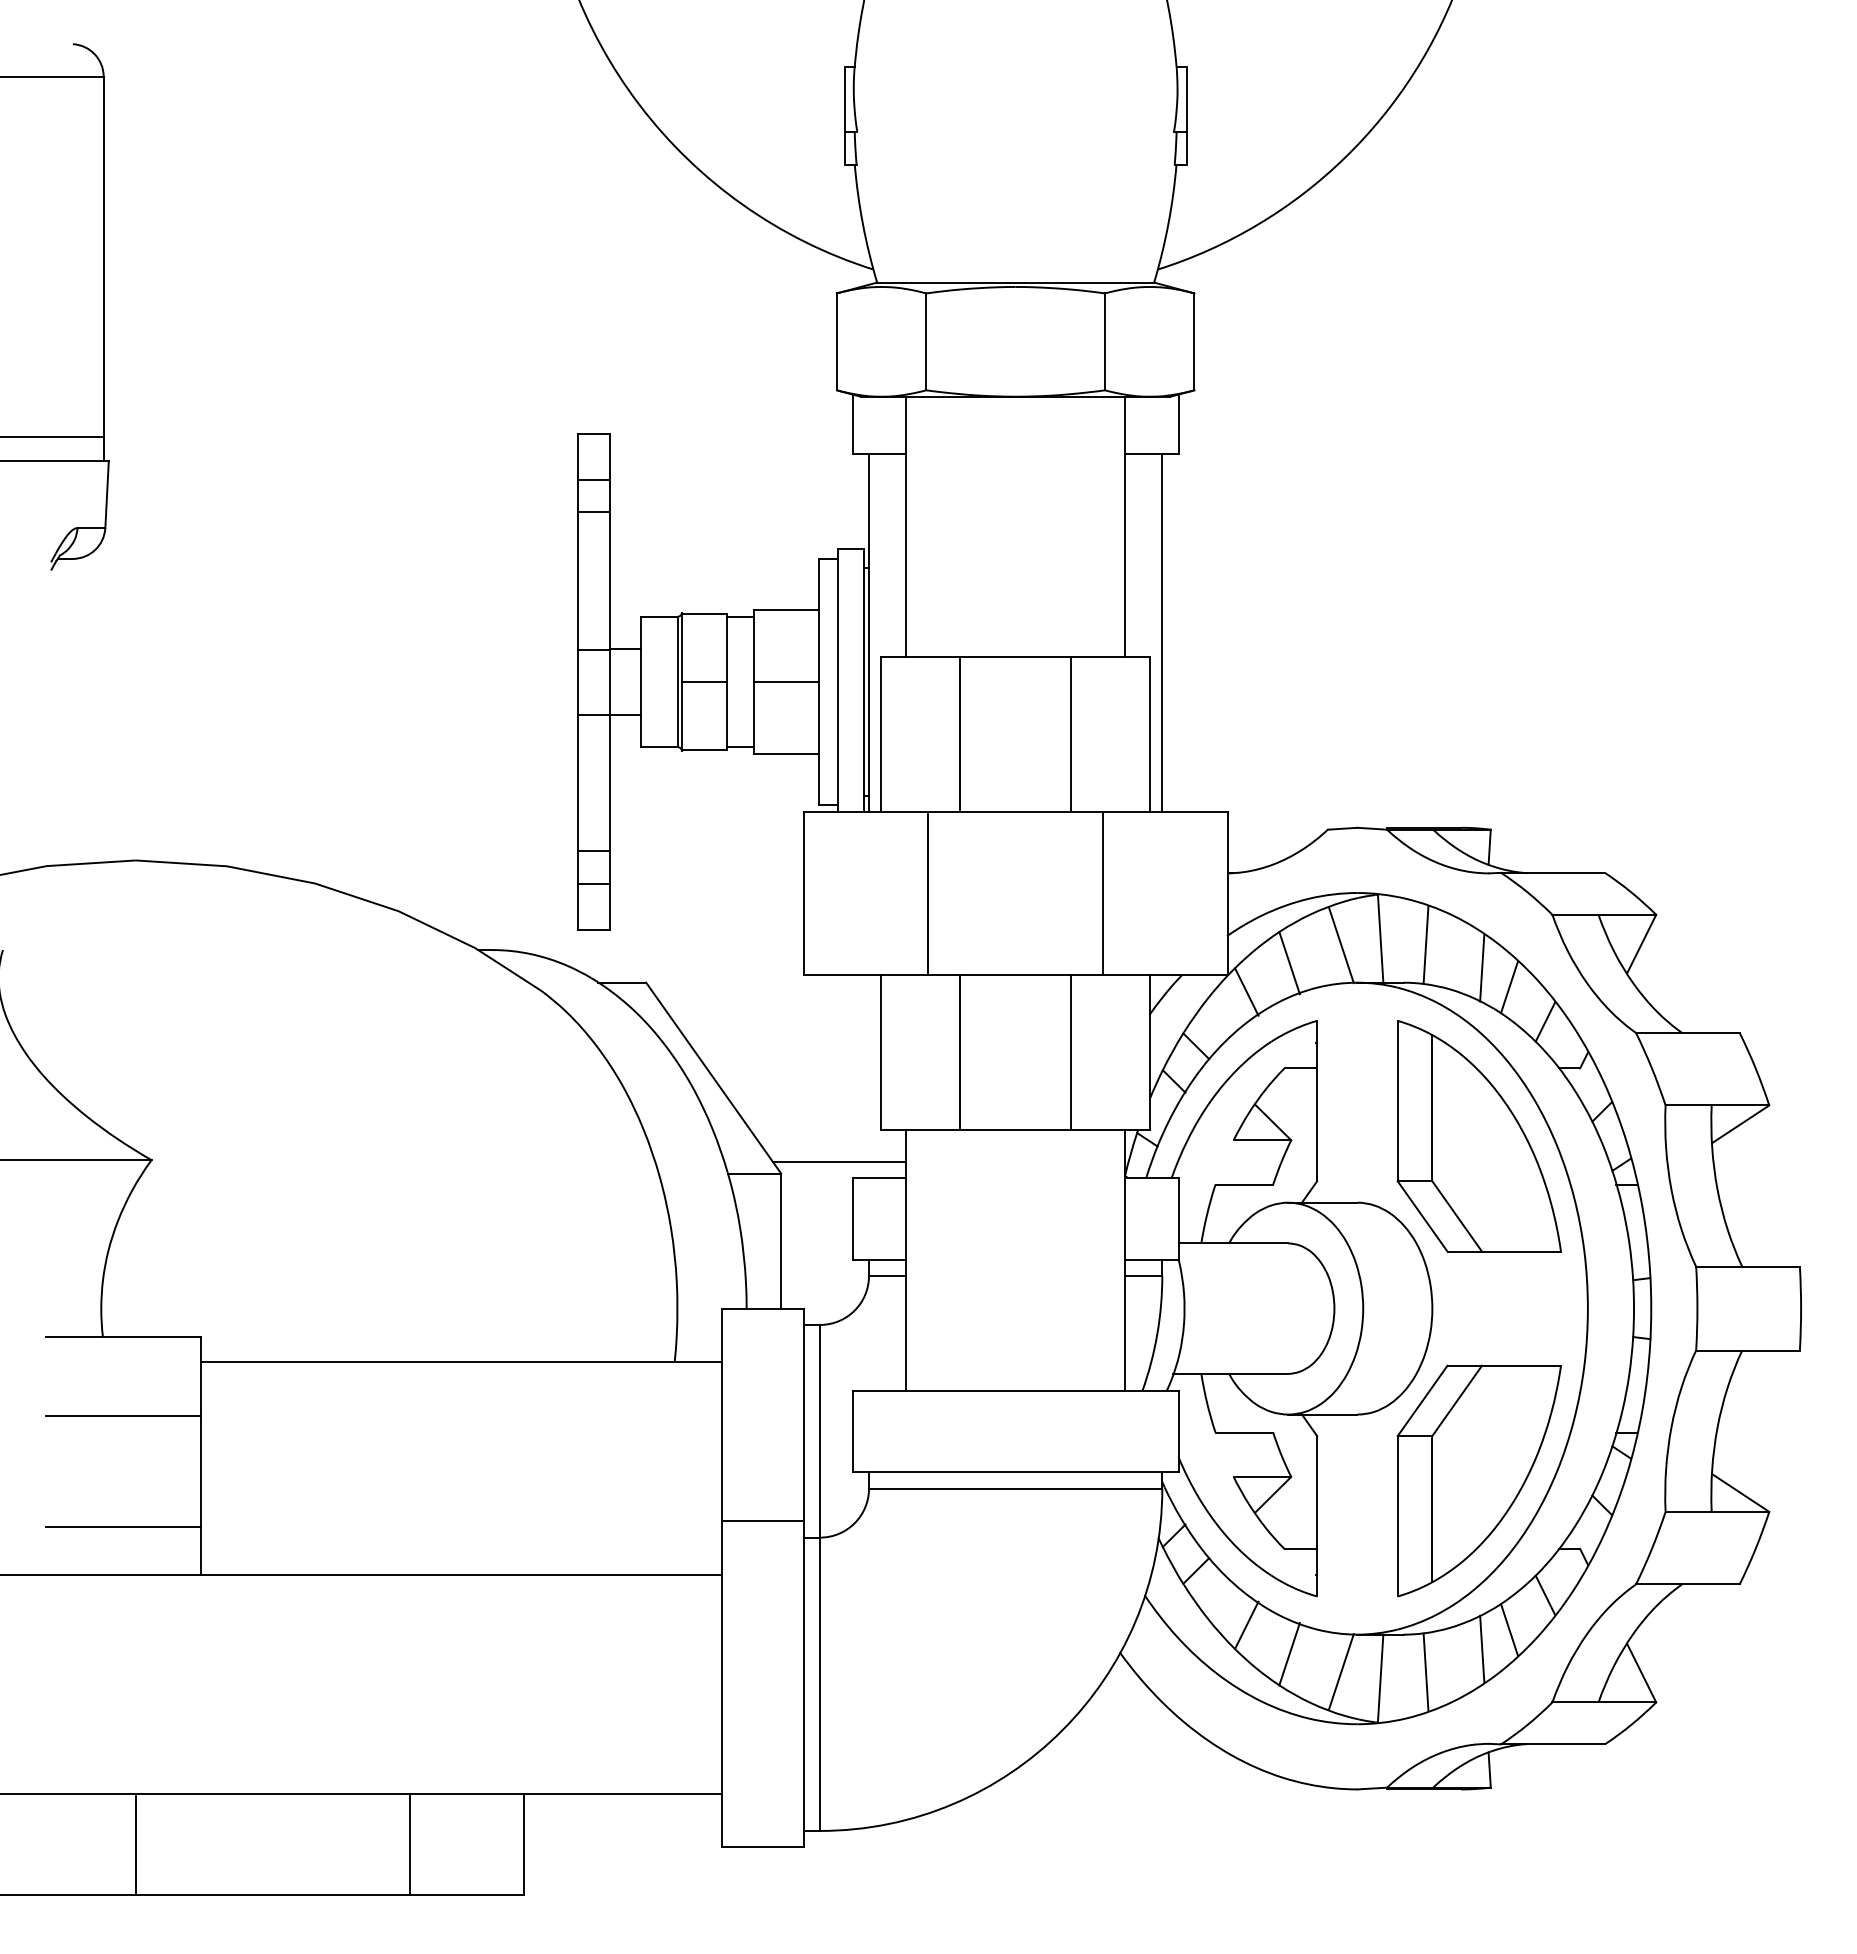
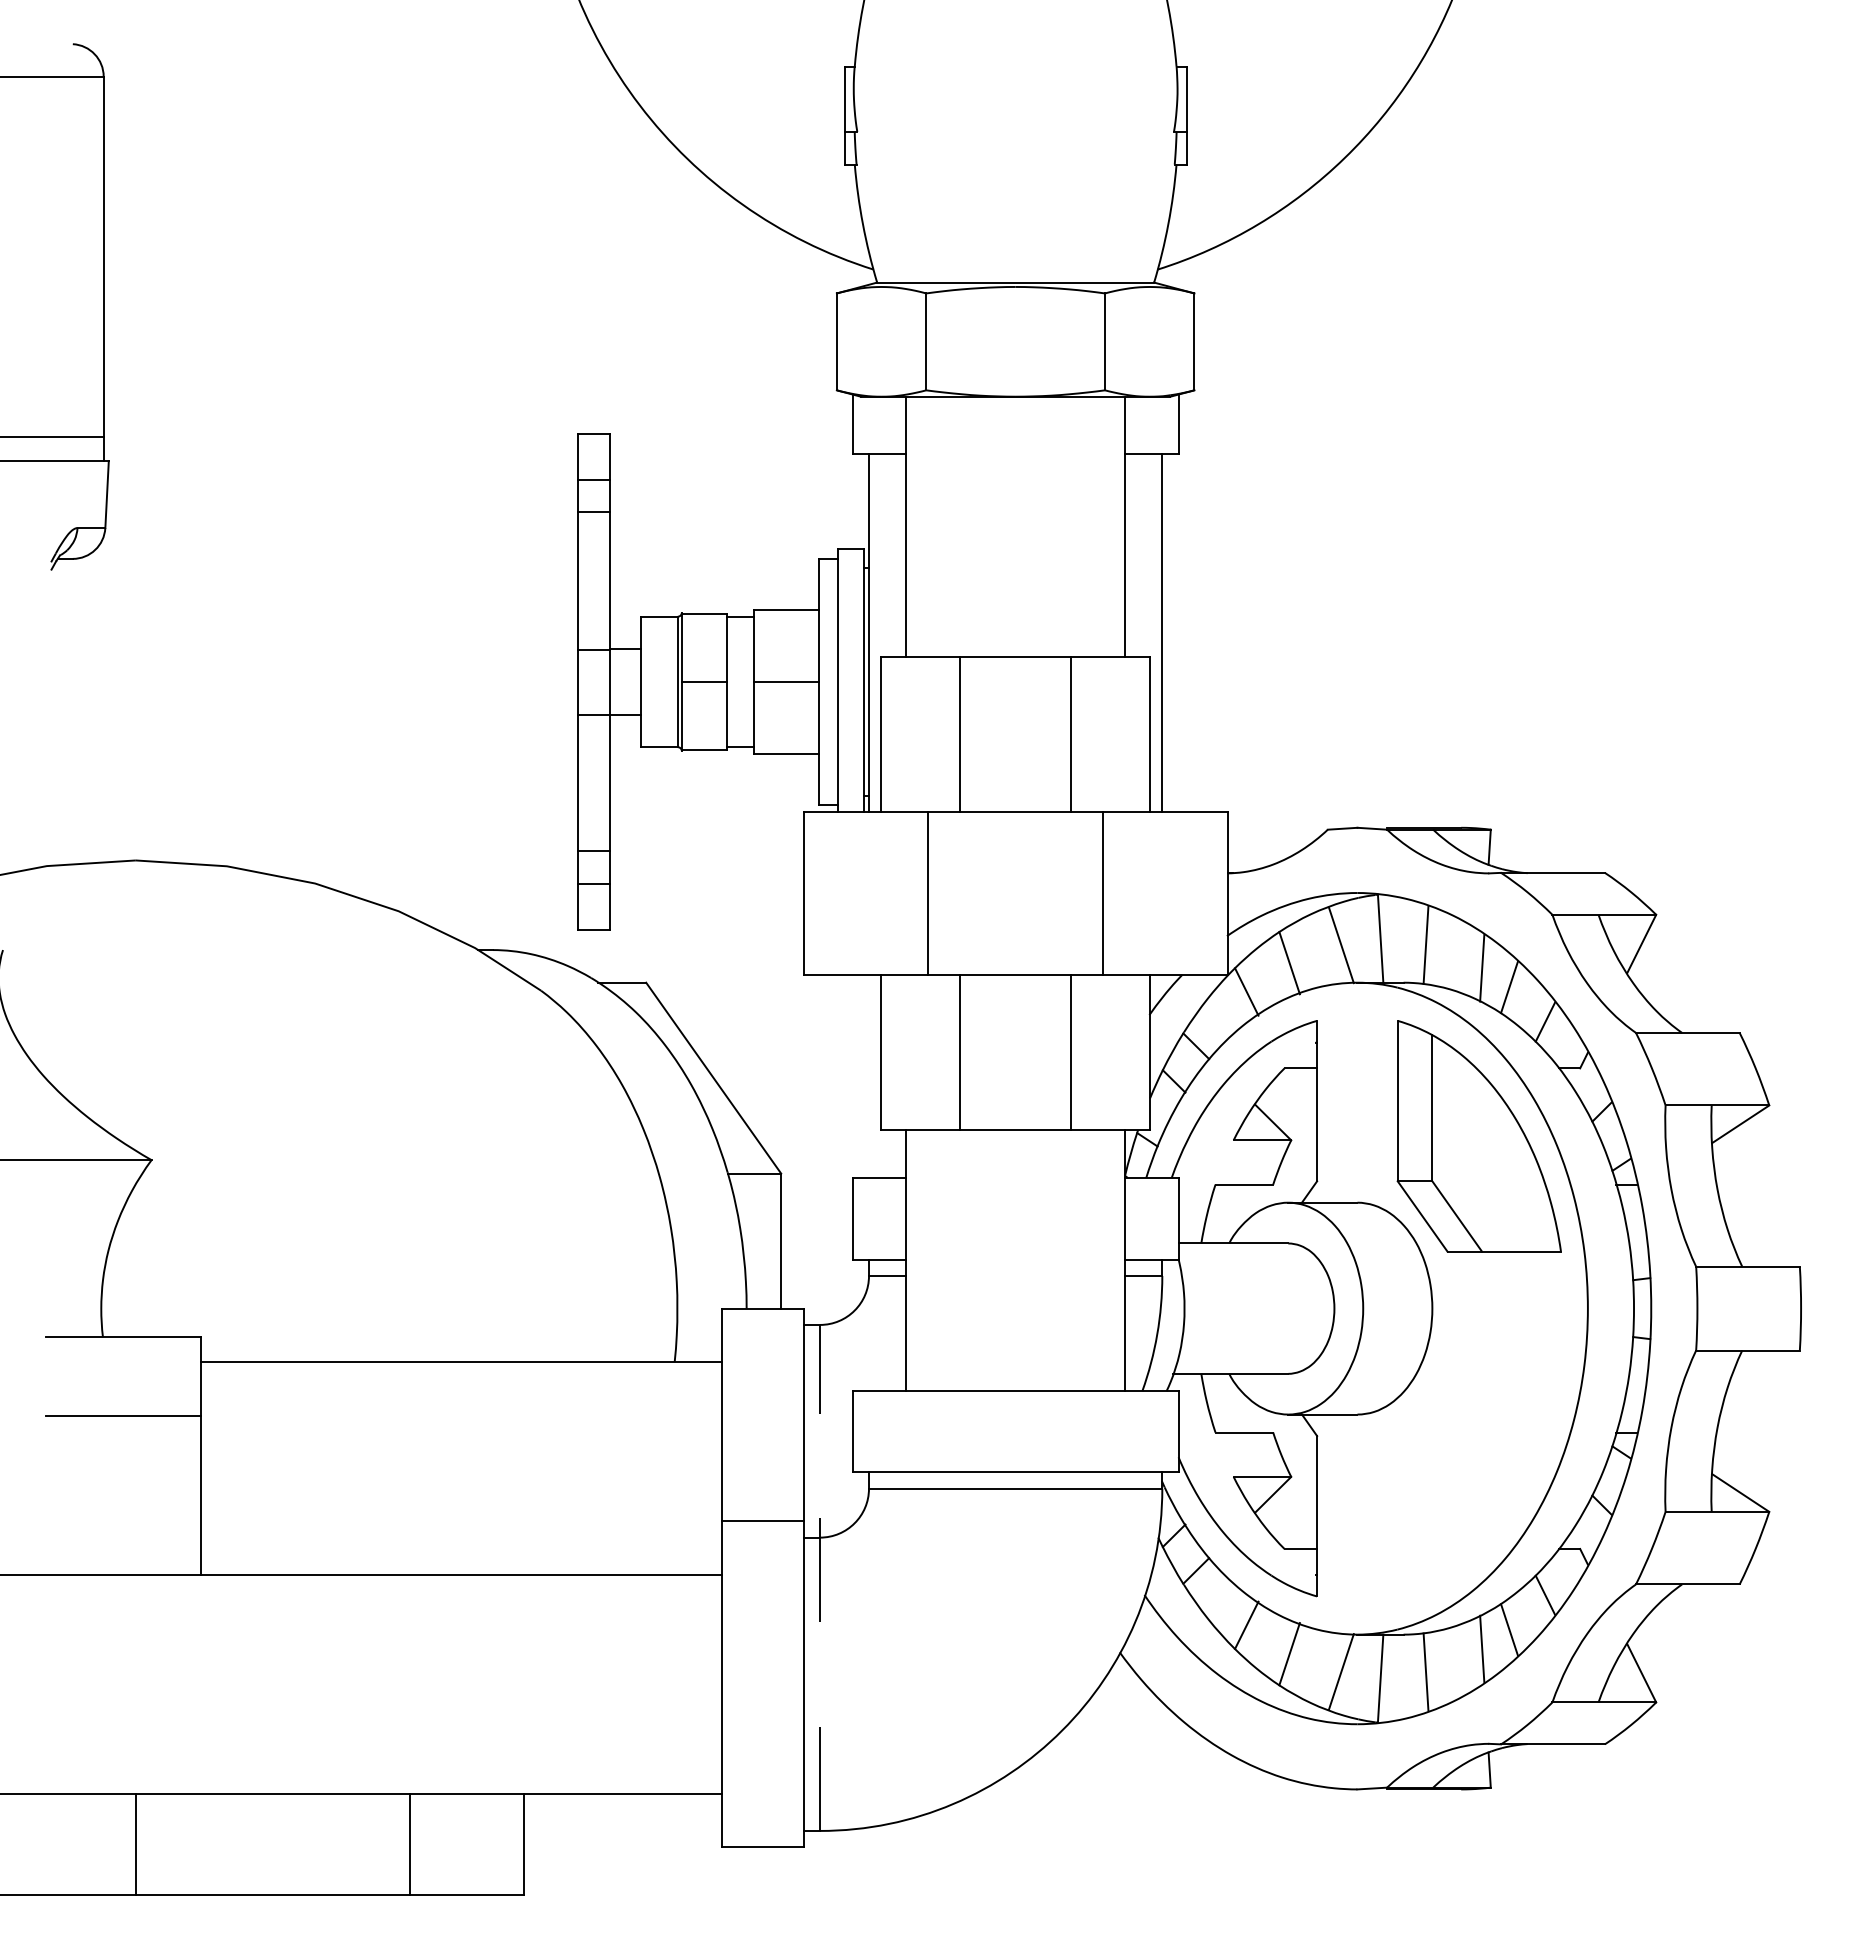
line: present -> none (839, 1161)
part: present -> none (1478, 1480)
line: present -> none (122, 1527)
line: solid -> dashed (820, 1577)
